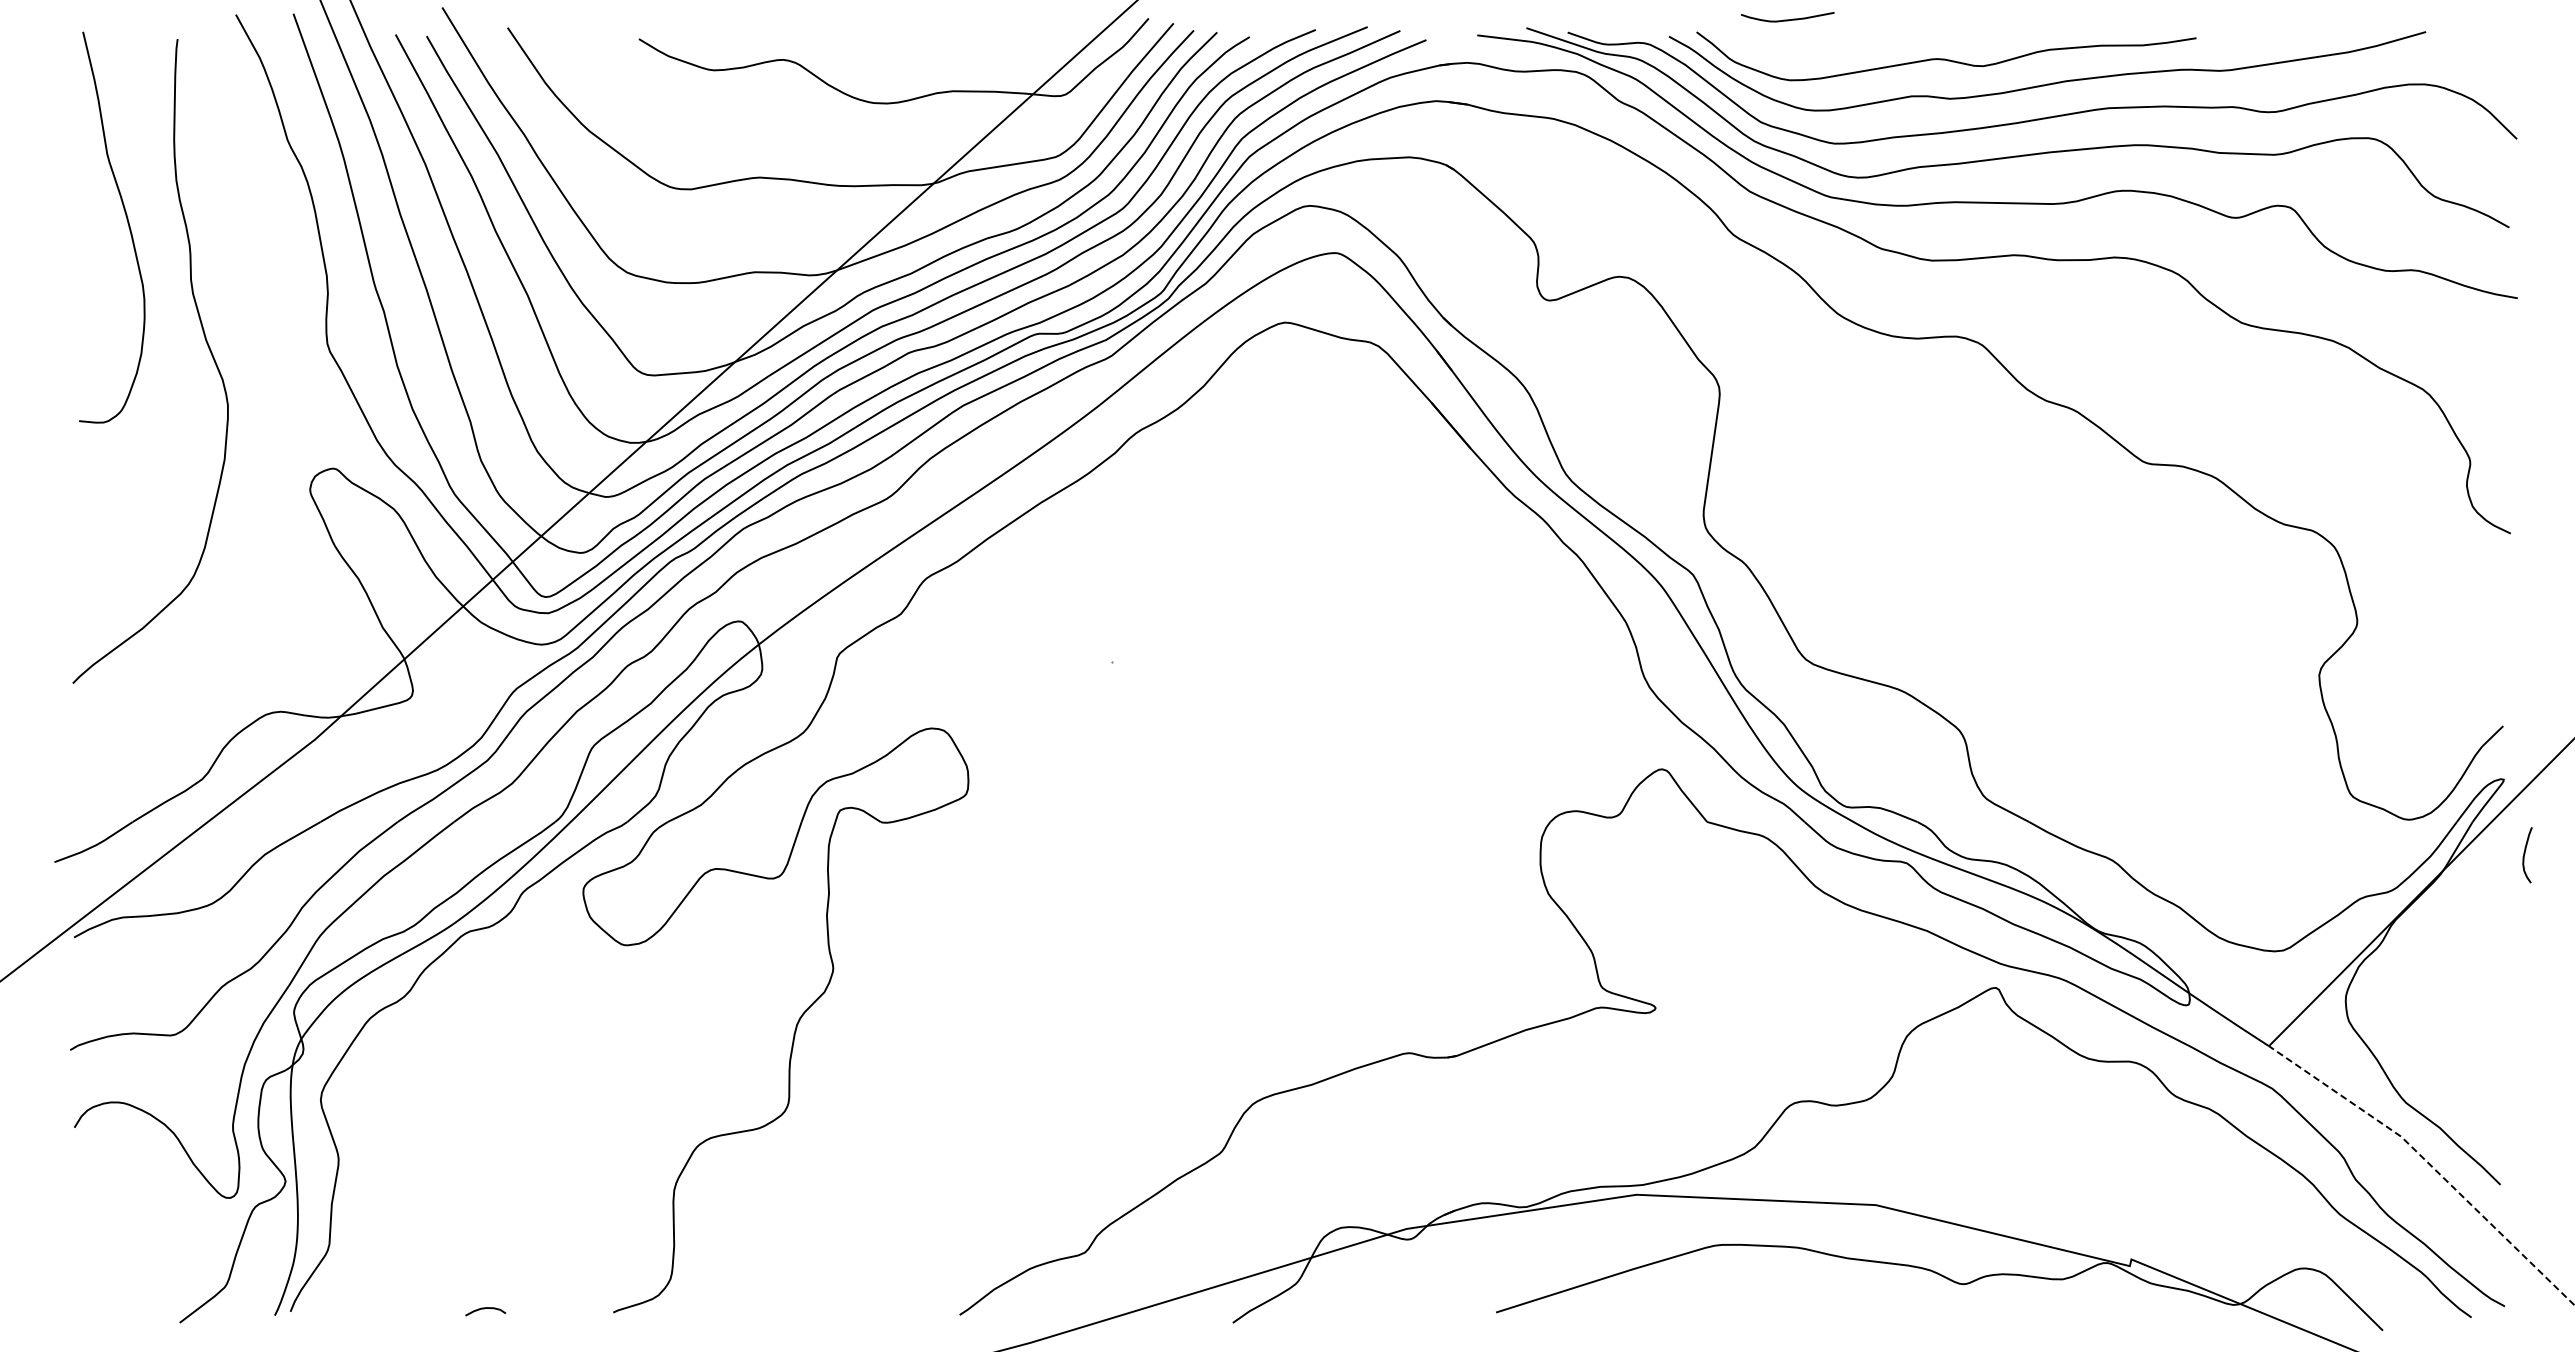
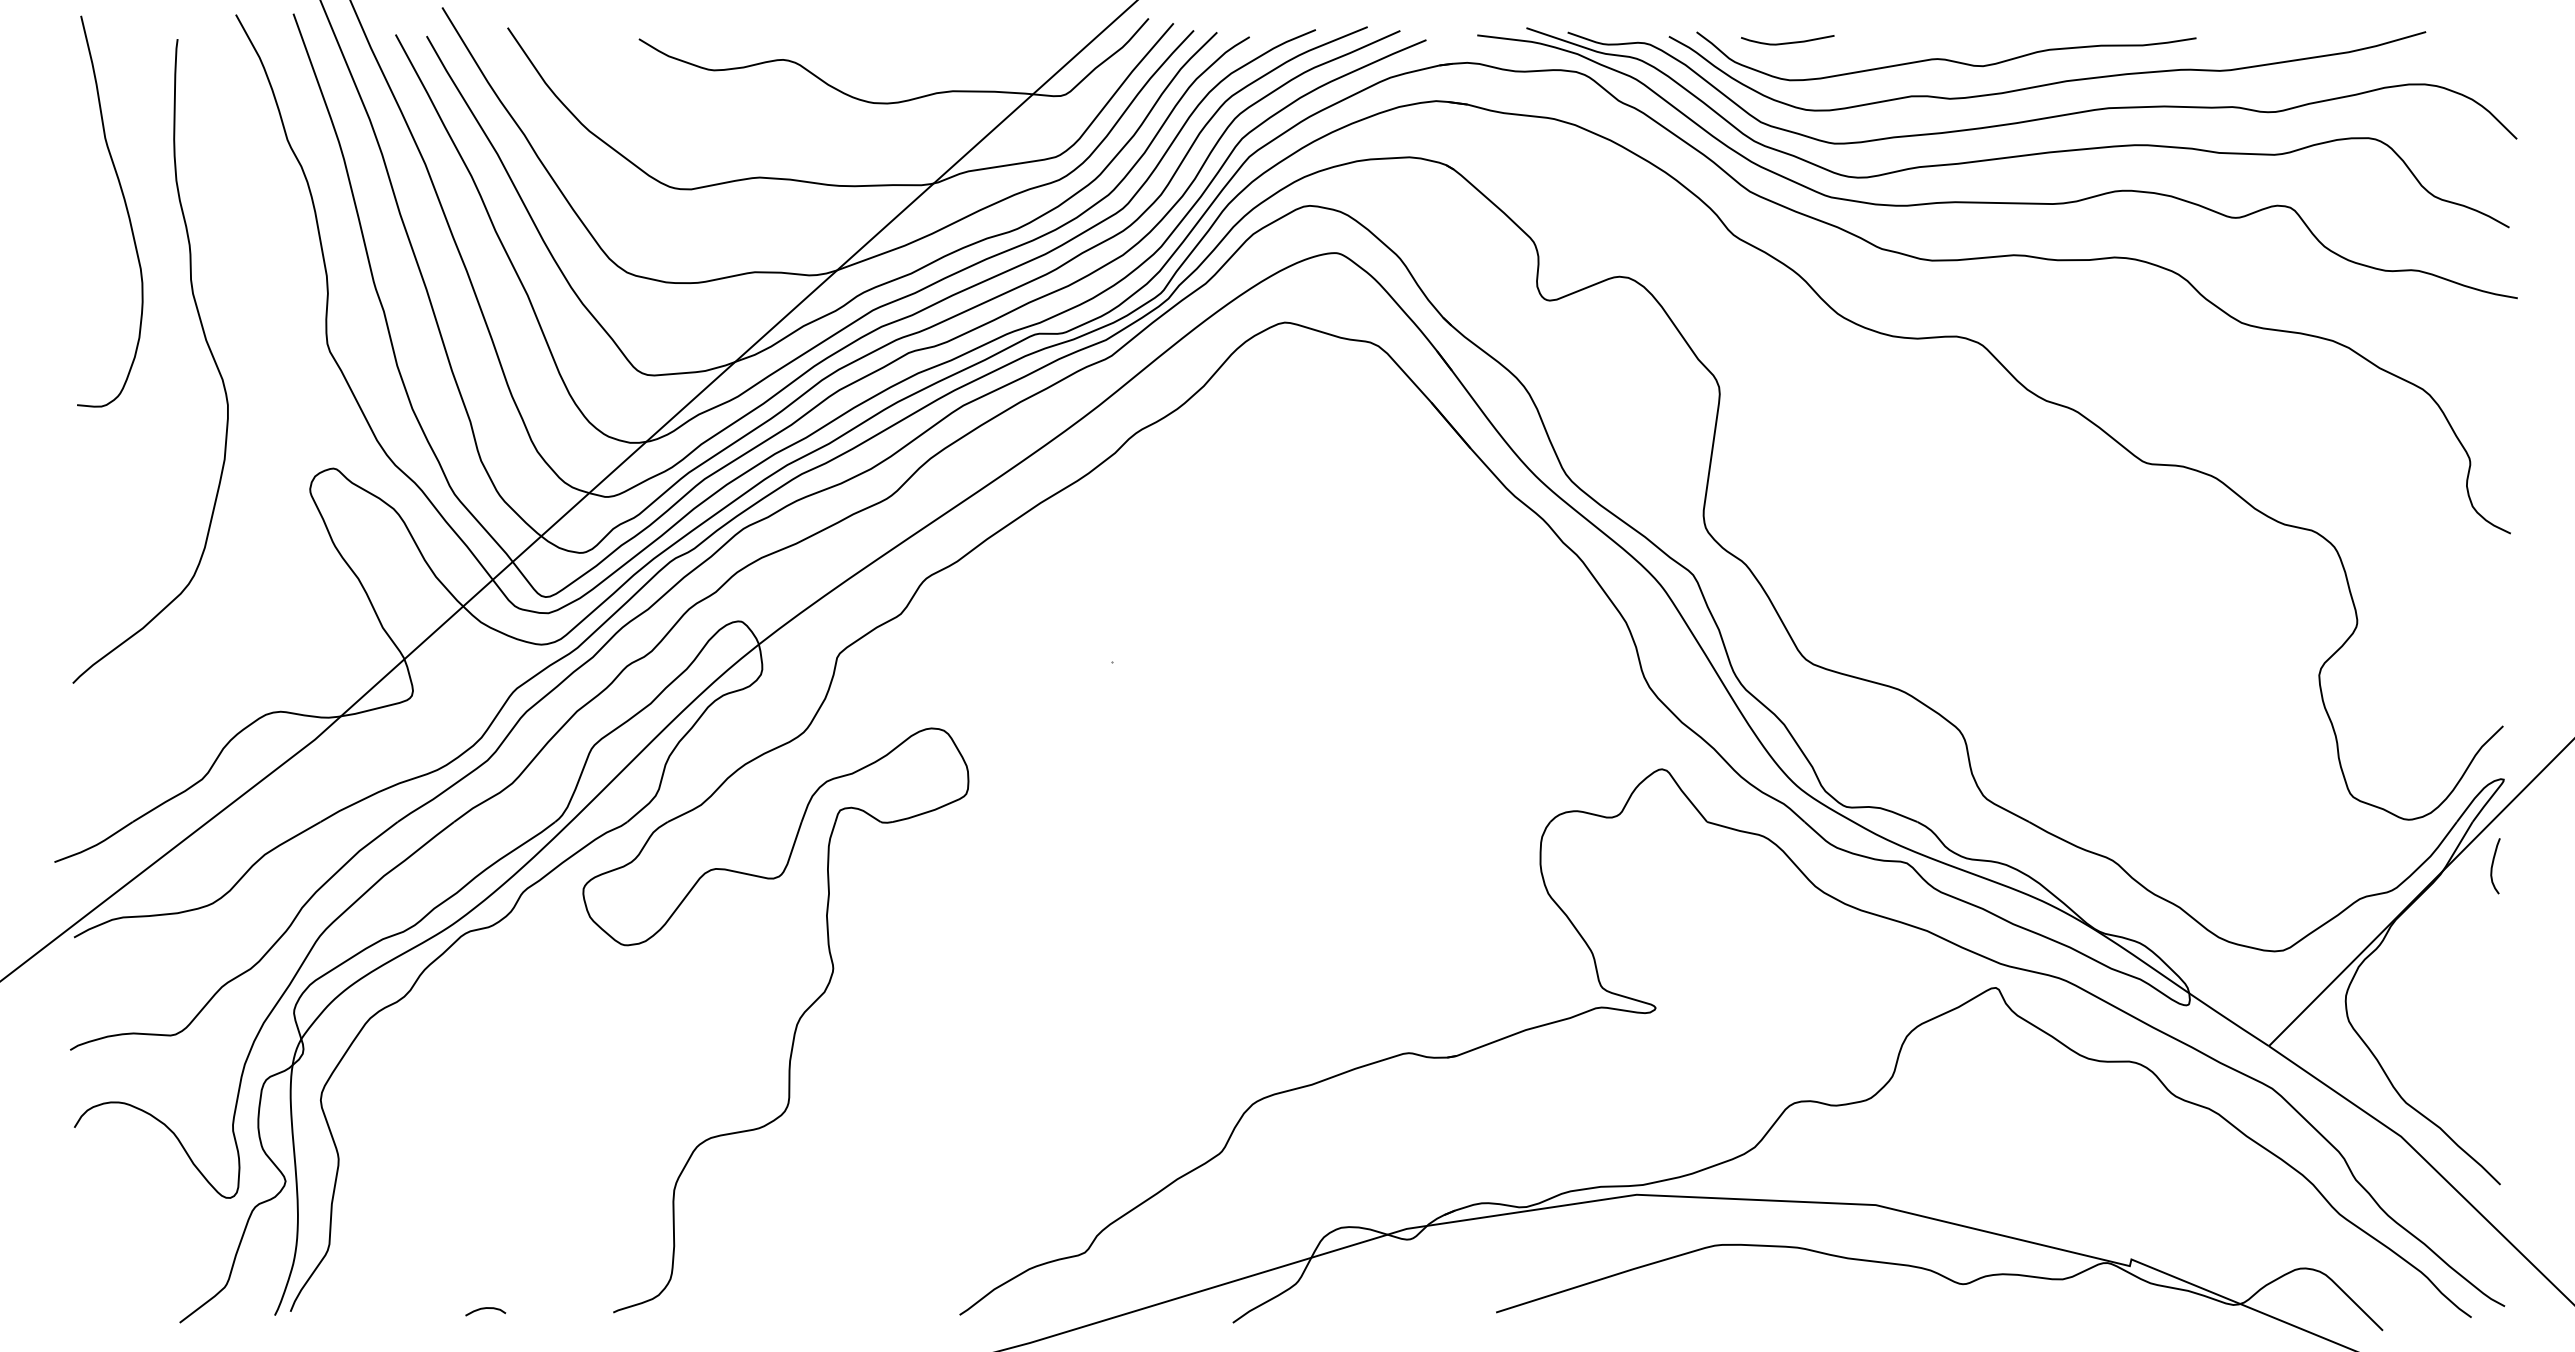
curve position: (1787, 19) -> (1787, 42) (1787, 42)
curve position: (127, 223) -> (125, 207) (125, 207)
curve position: (2525, 854) -> (2493, 865) (2493, 865)
line: dashed -> solid (2429, 1164)
